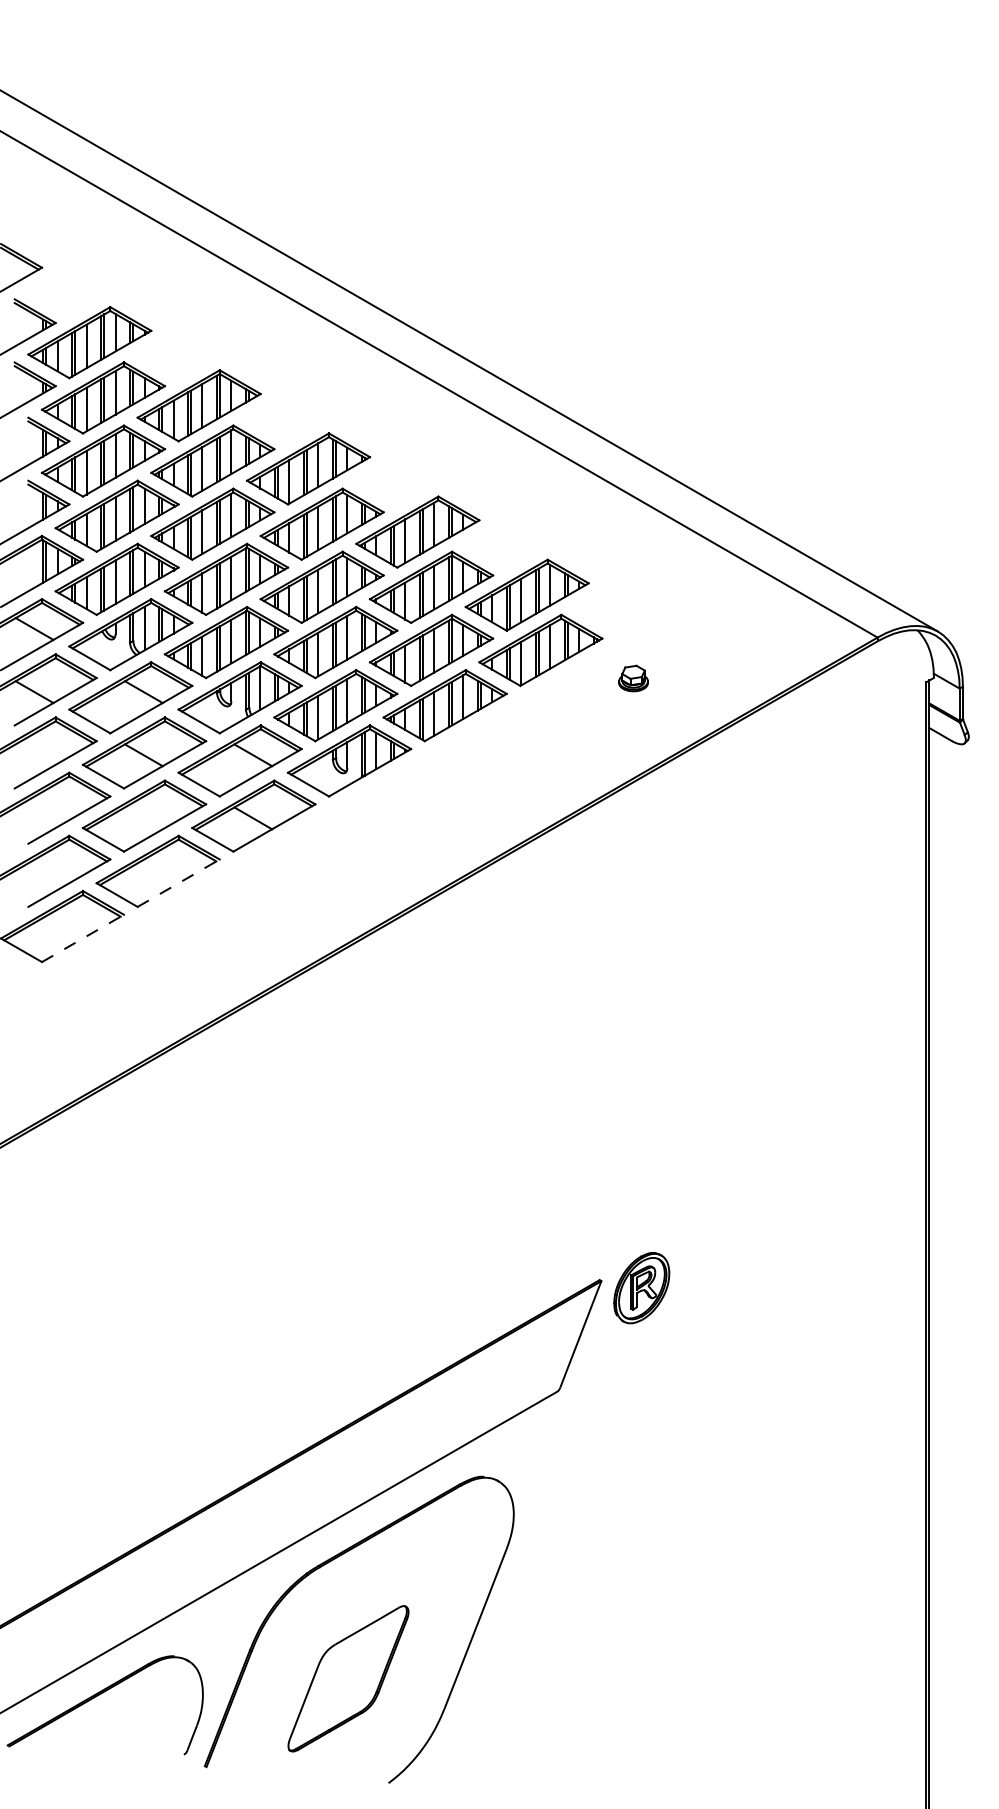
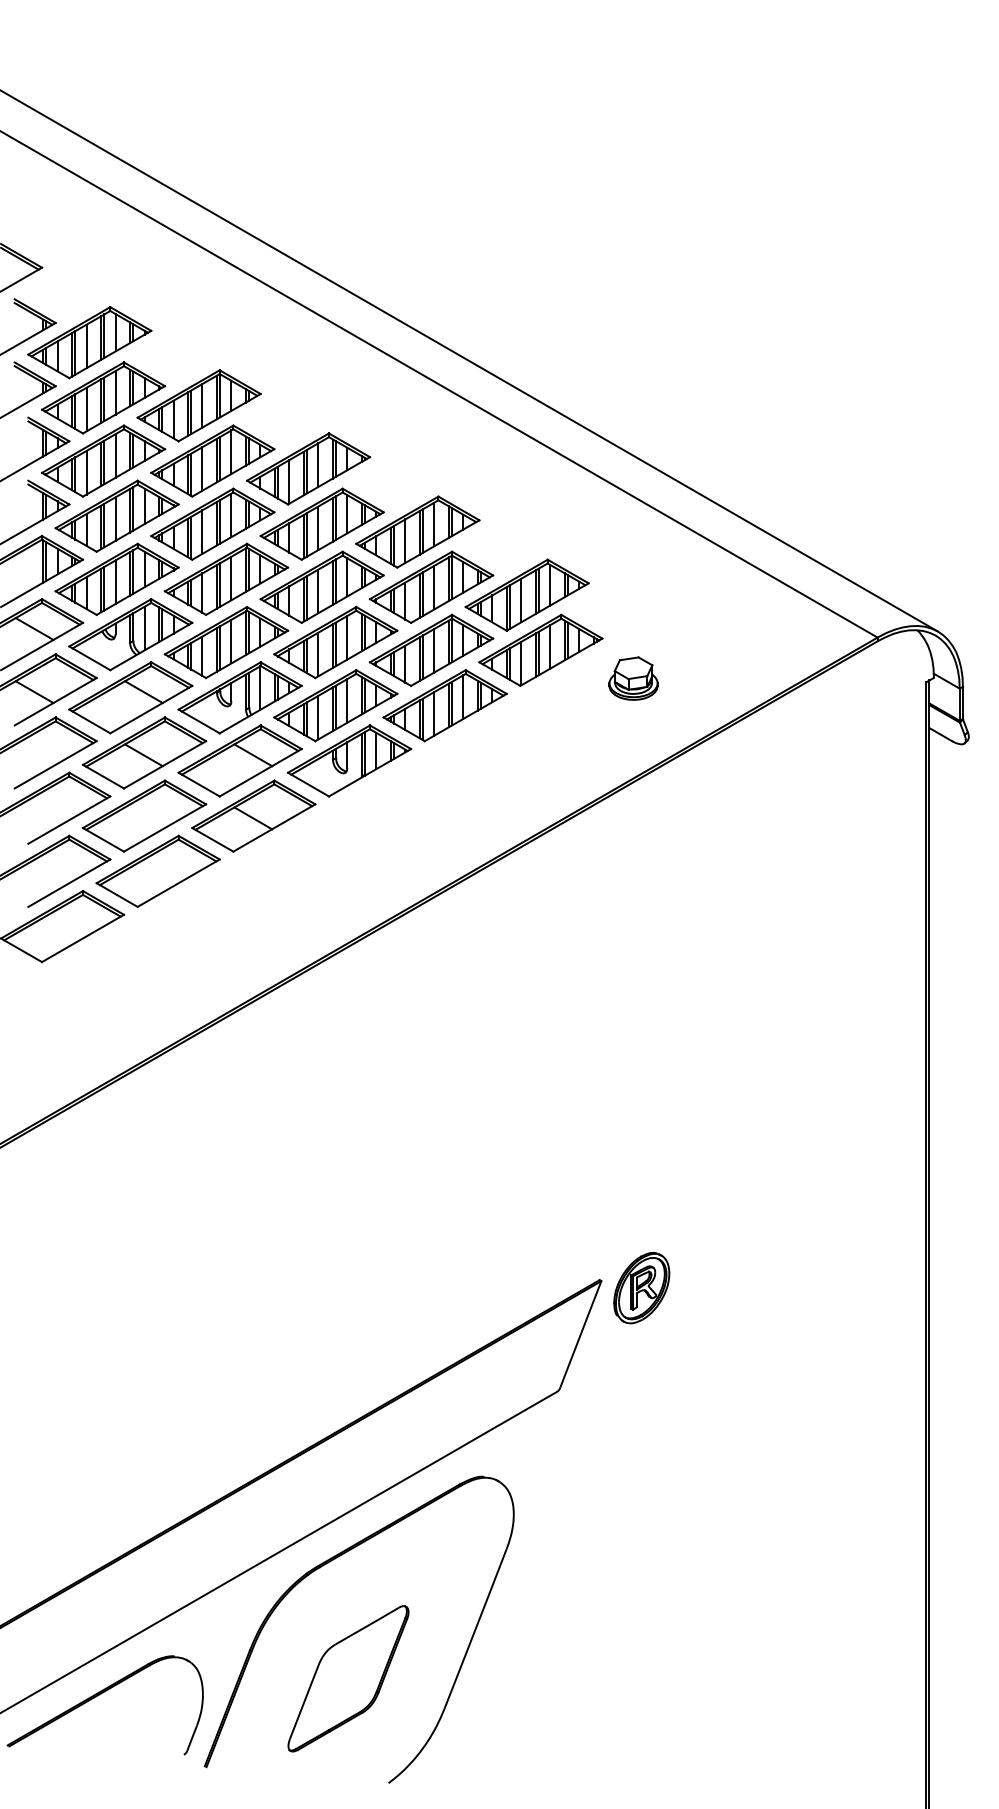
part size: 31x29 px -> 51x45 px (633, 678)
line: dashed -> solid (179, 882)
line: dashed -> solid (83, 938)
